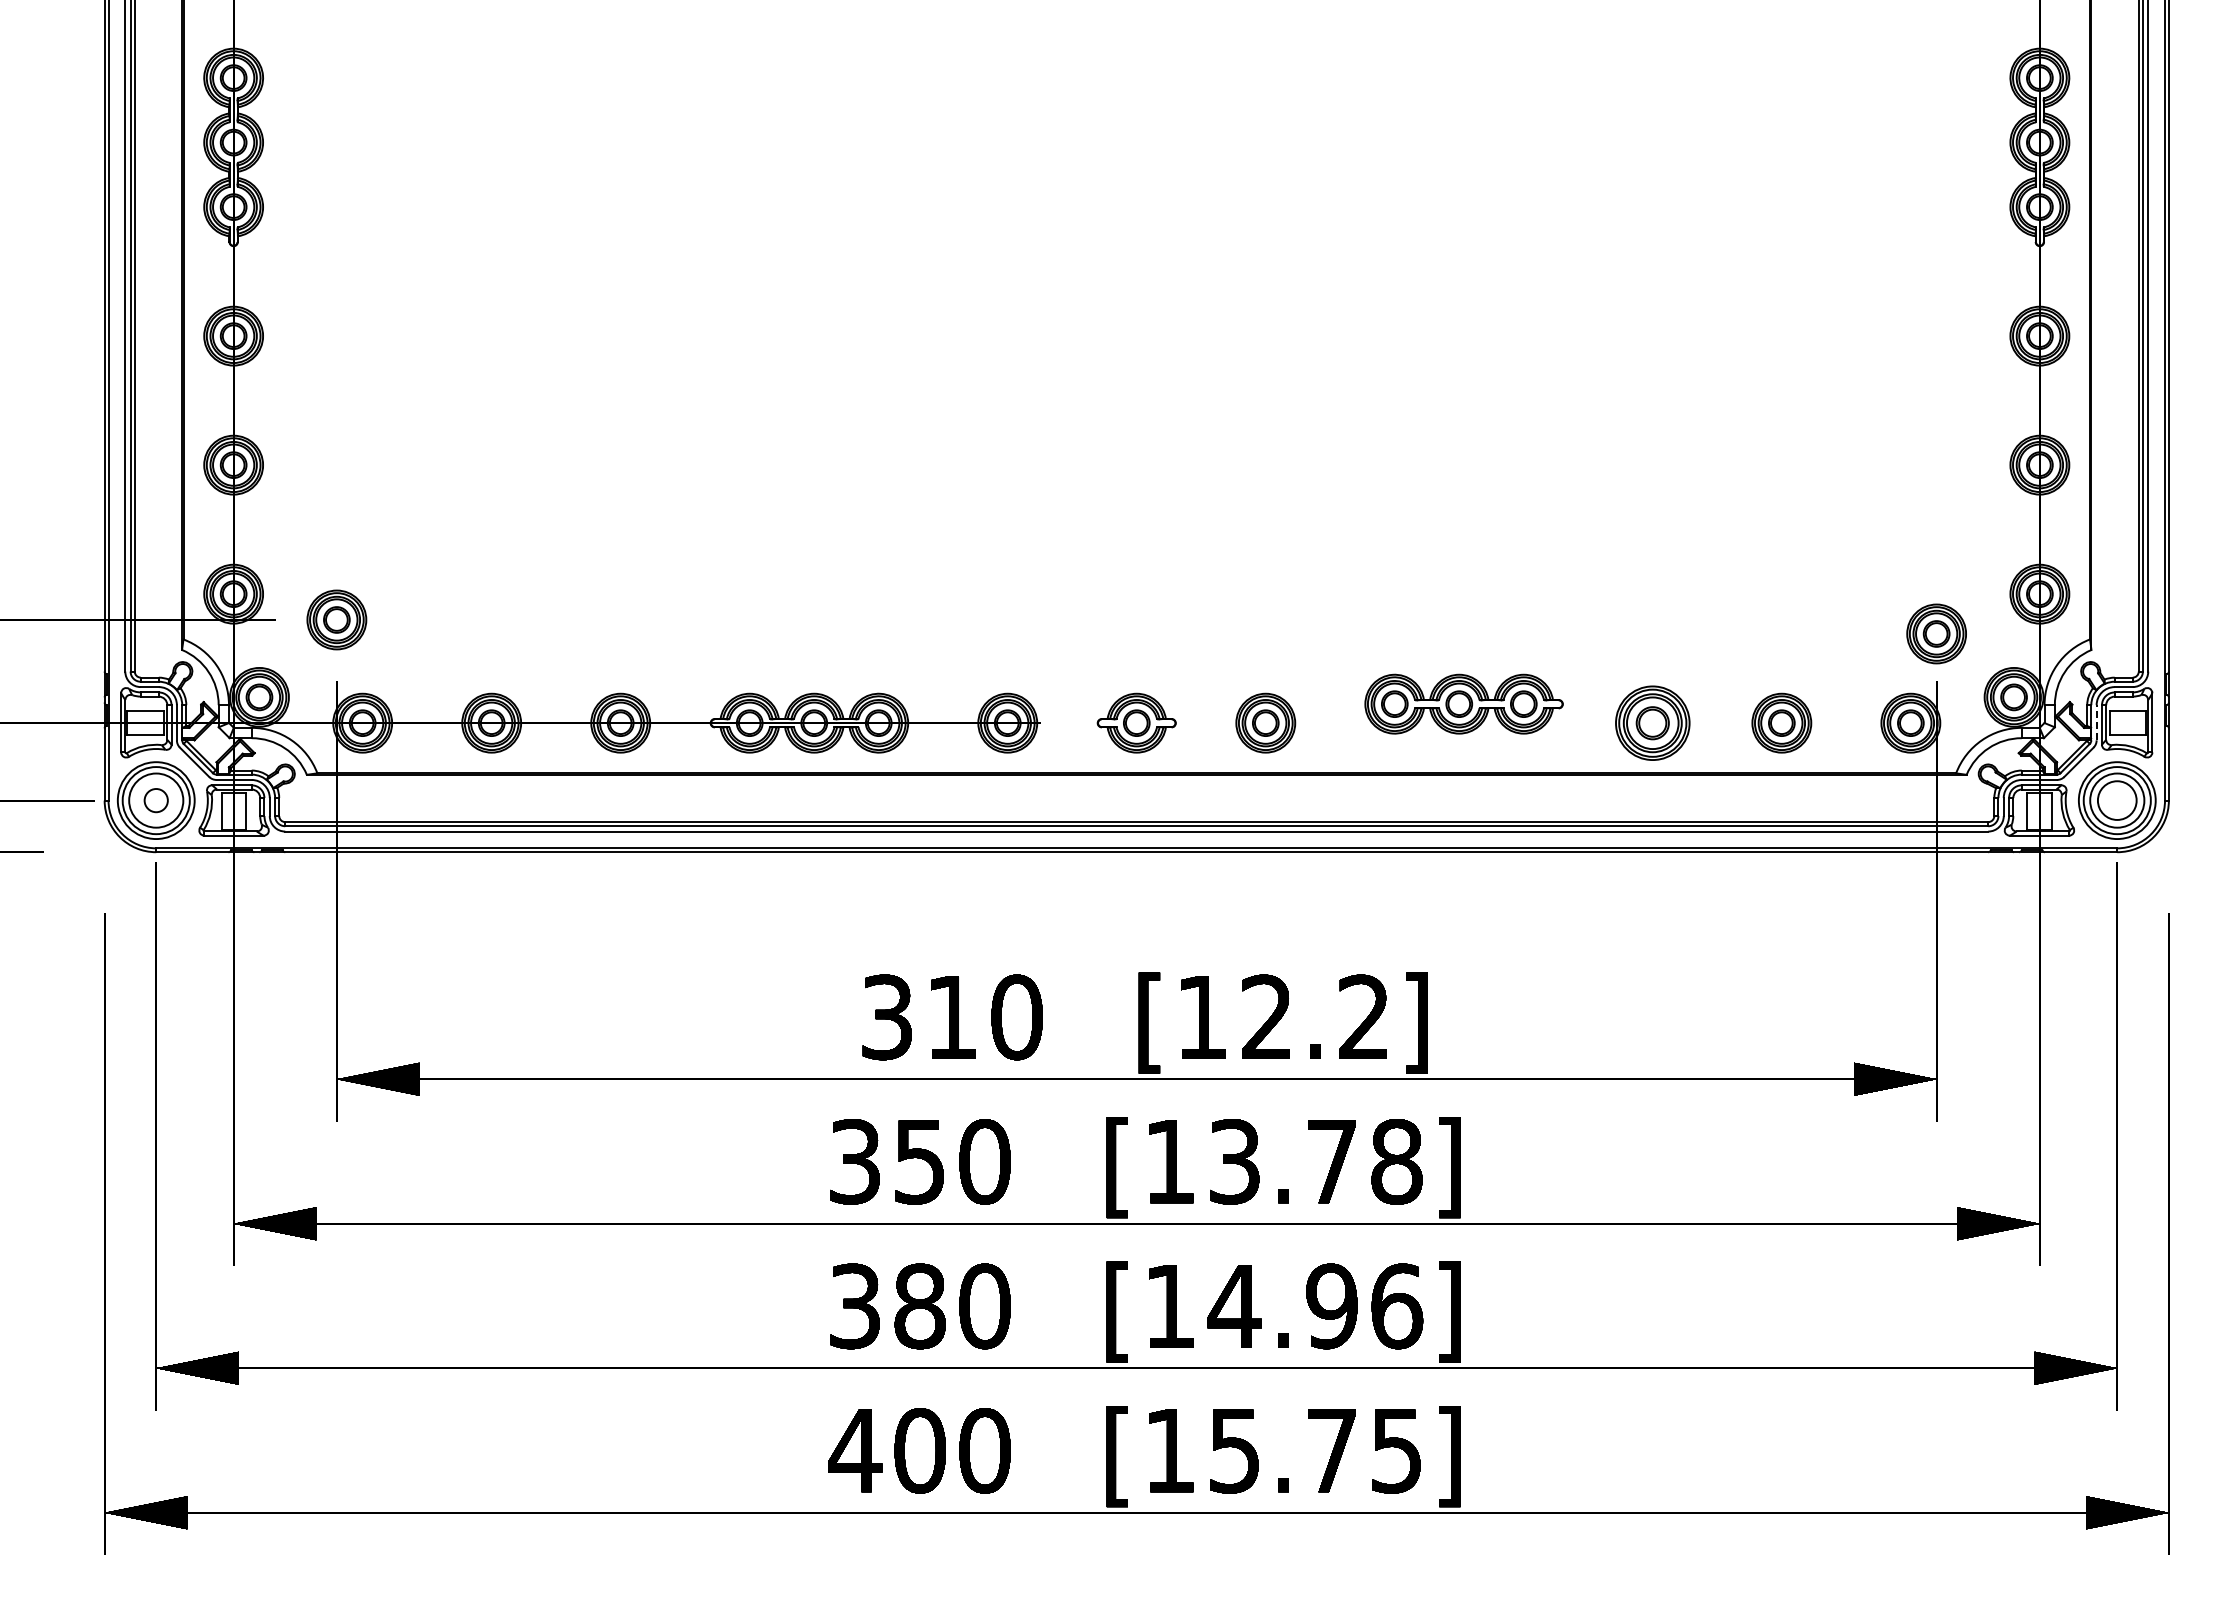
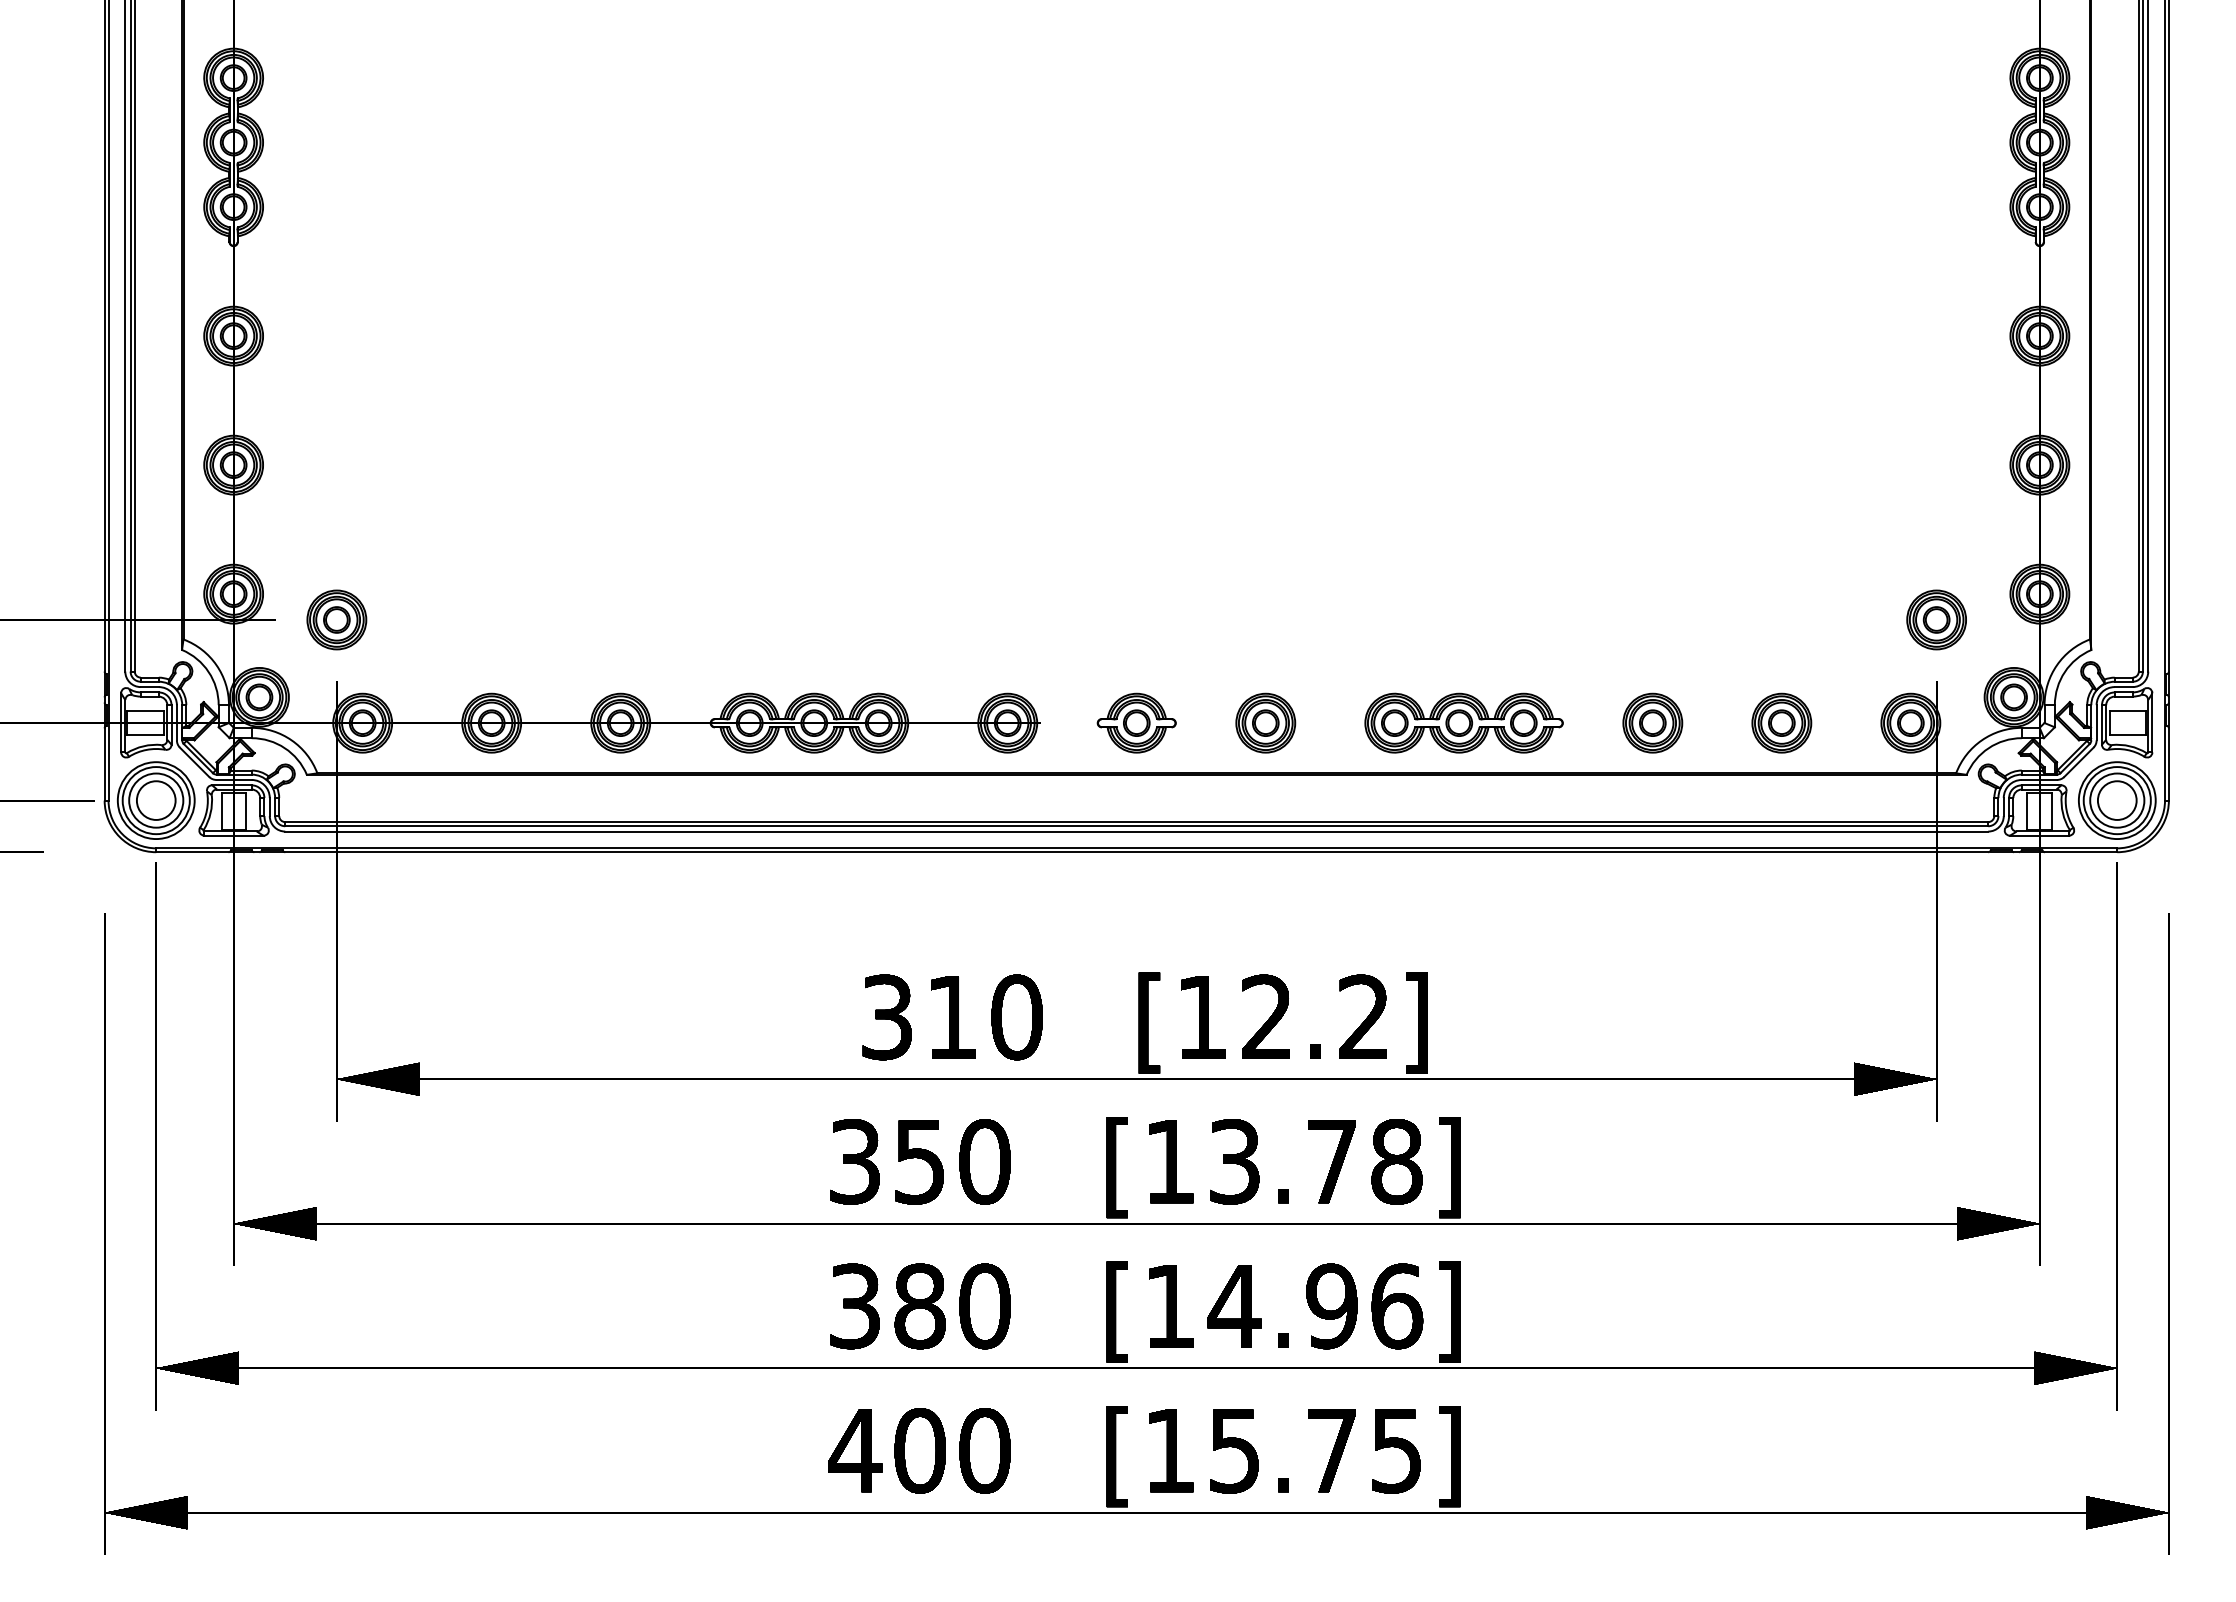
part position: (1936, 633) -> (1936, 619) (1936, 619)
part position: (1463, 703) -> (1463, 722) (1463, 722)
part size: 76x76 px -> 62x62 px (1652, 722)
line: dashed -> solid (2096, 722)
circle diameter: 23 px -> 39 px (155, 800)
